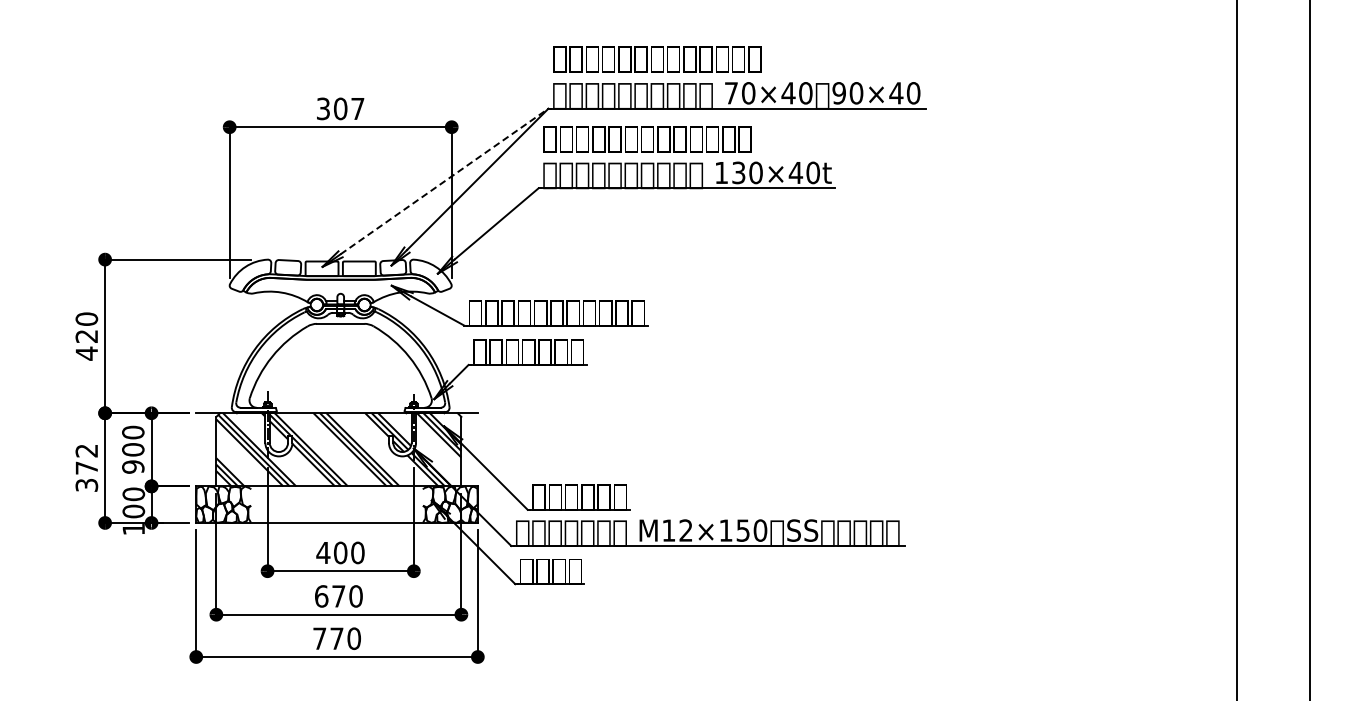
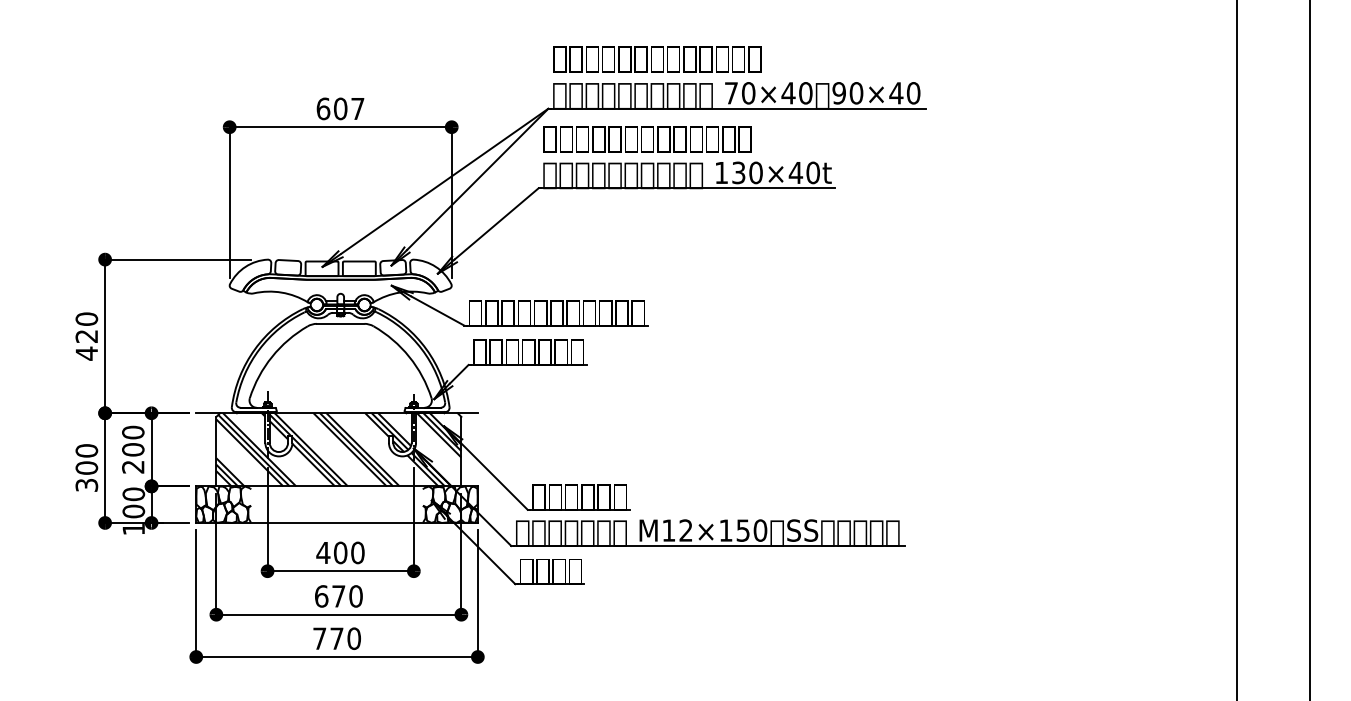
text: 307 -> 607 (323, 108)
line: dashed -> solid (444, 181)
text: 372 -> 300 (86, 459)
text: 900 -> 200 (133, 466)
